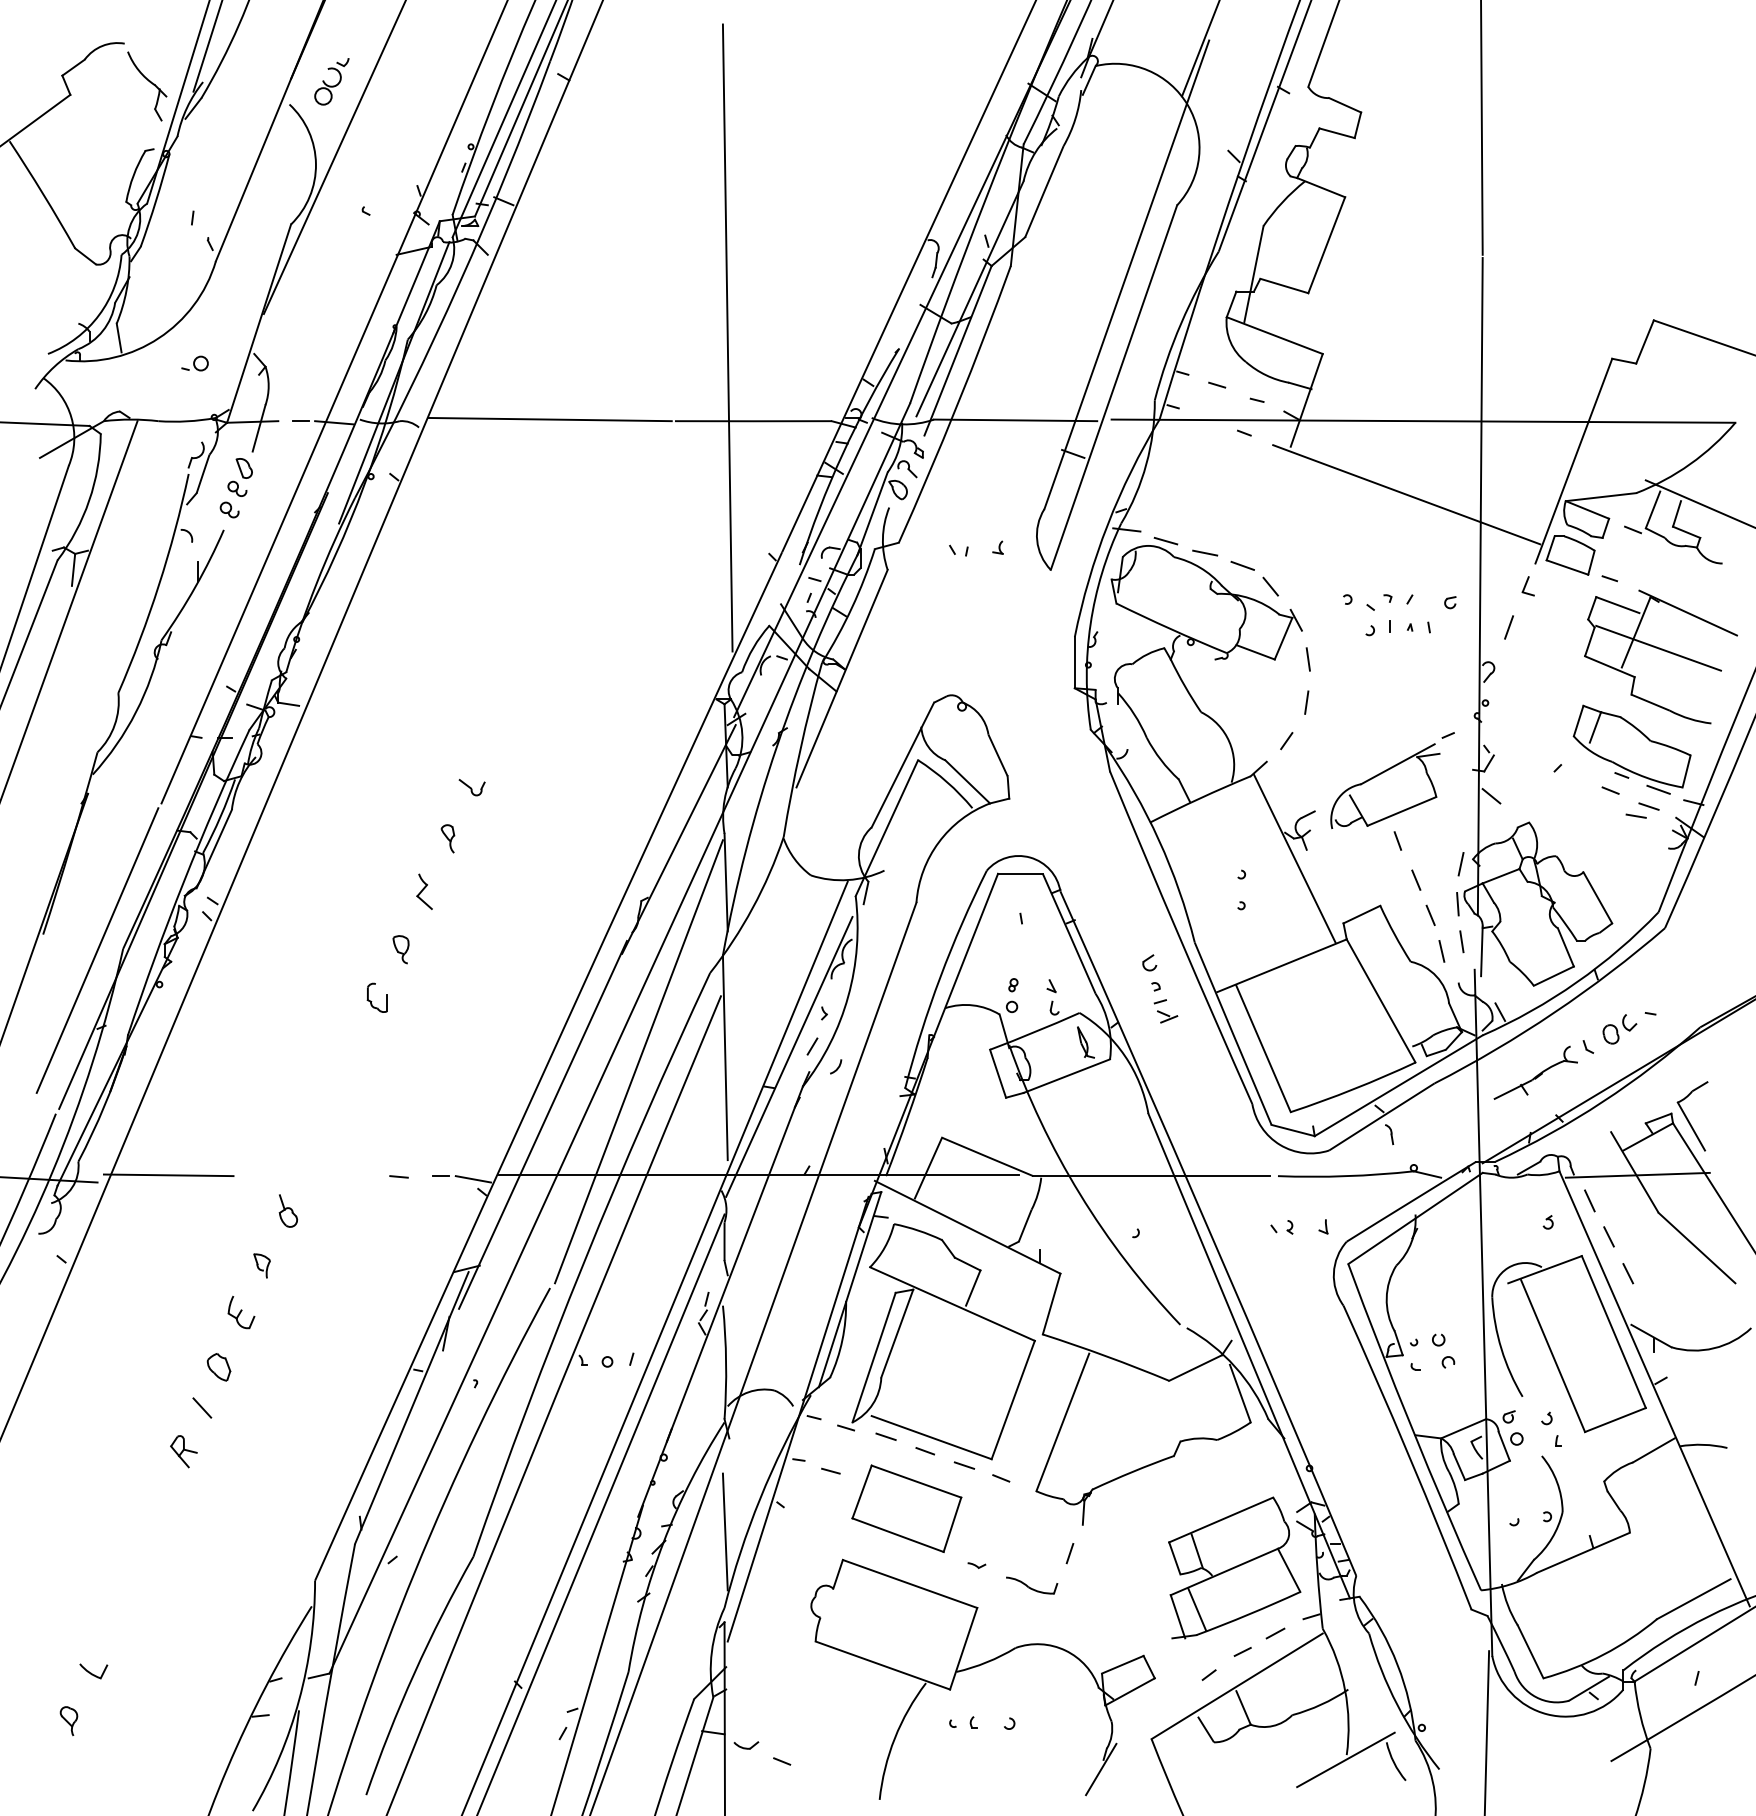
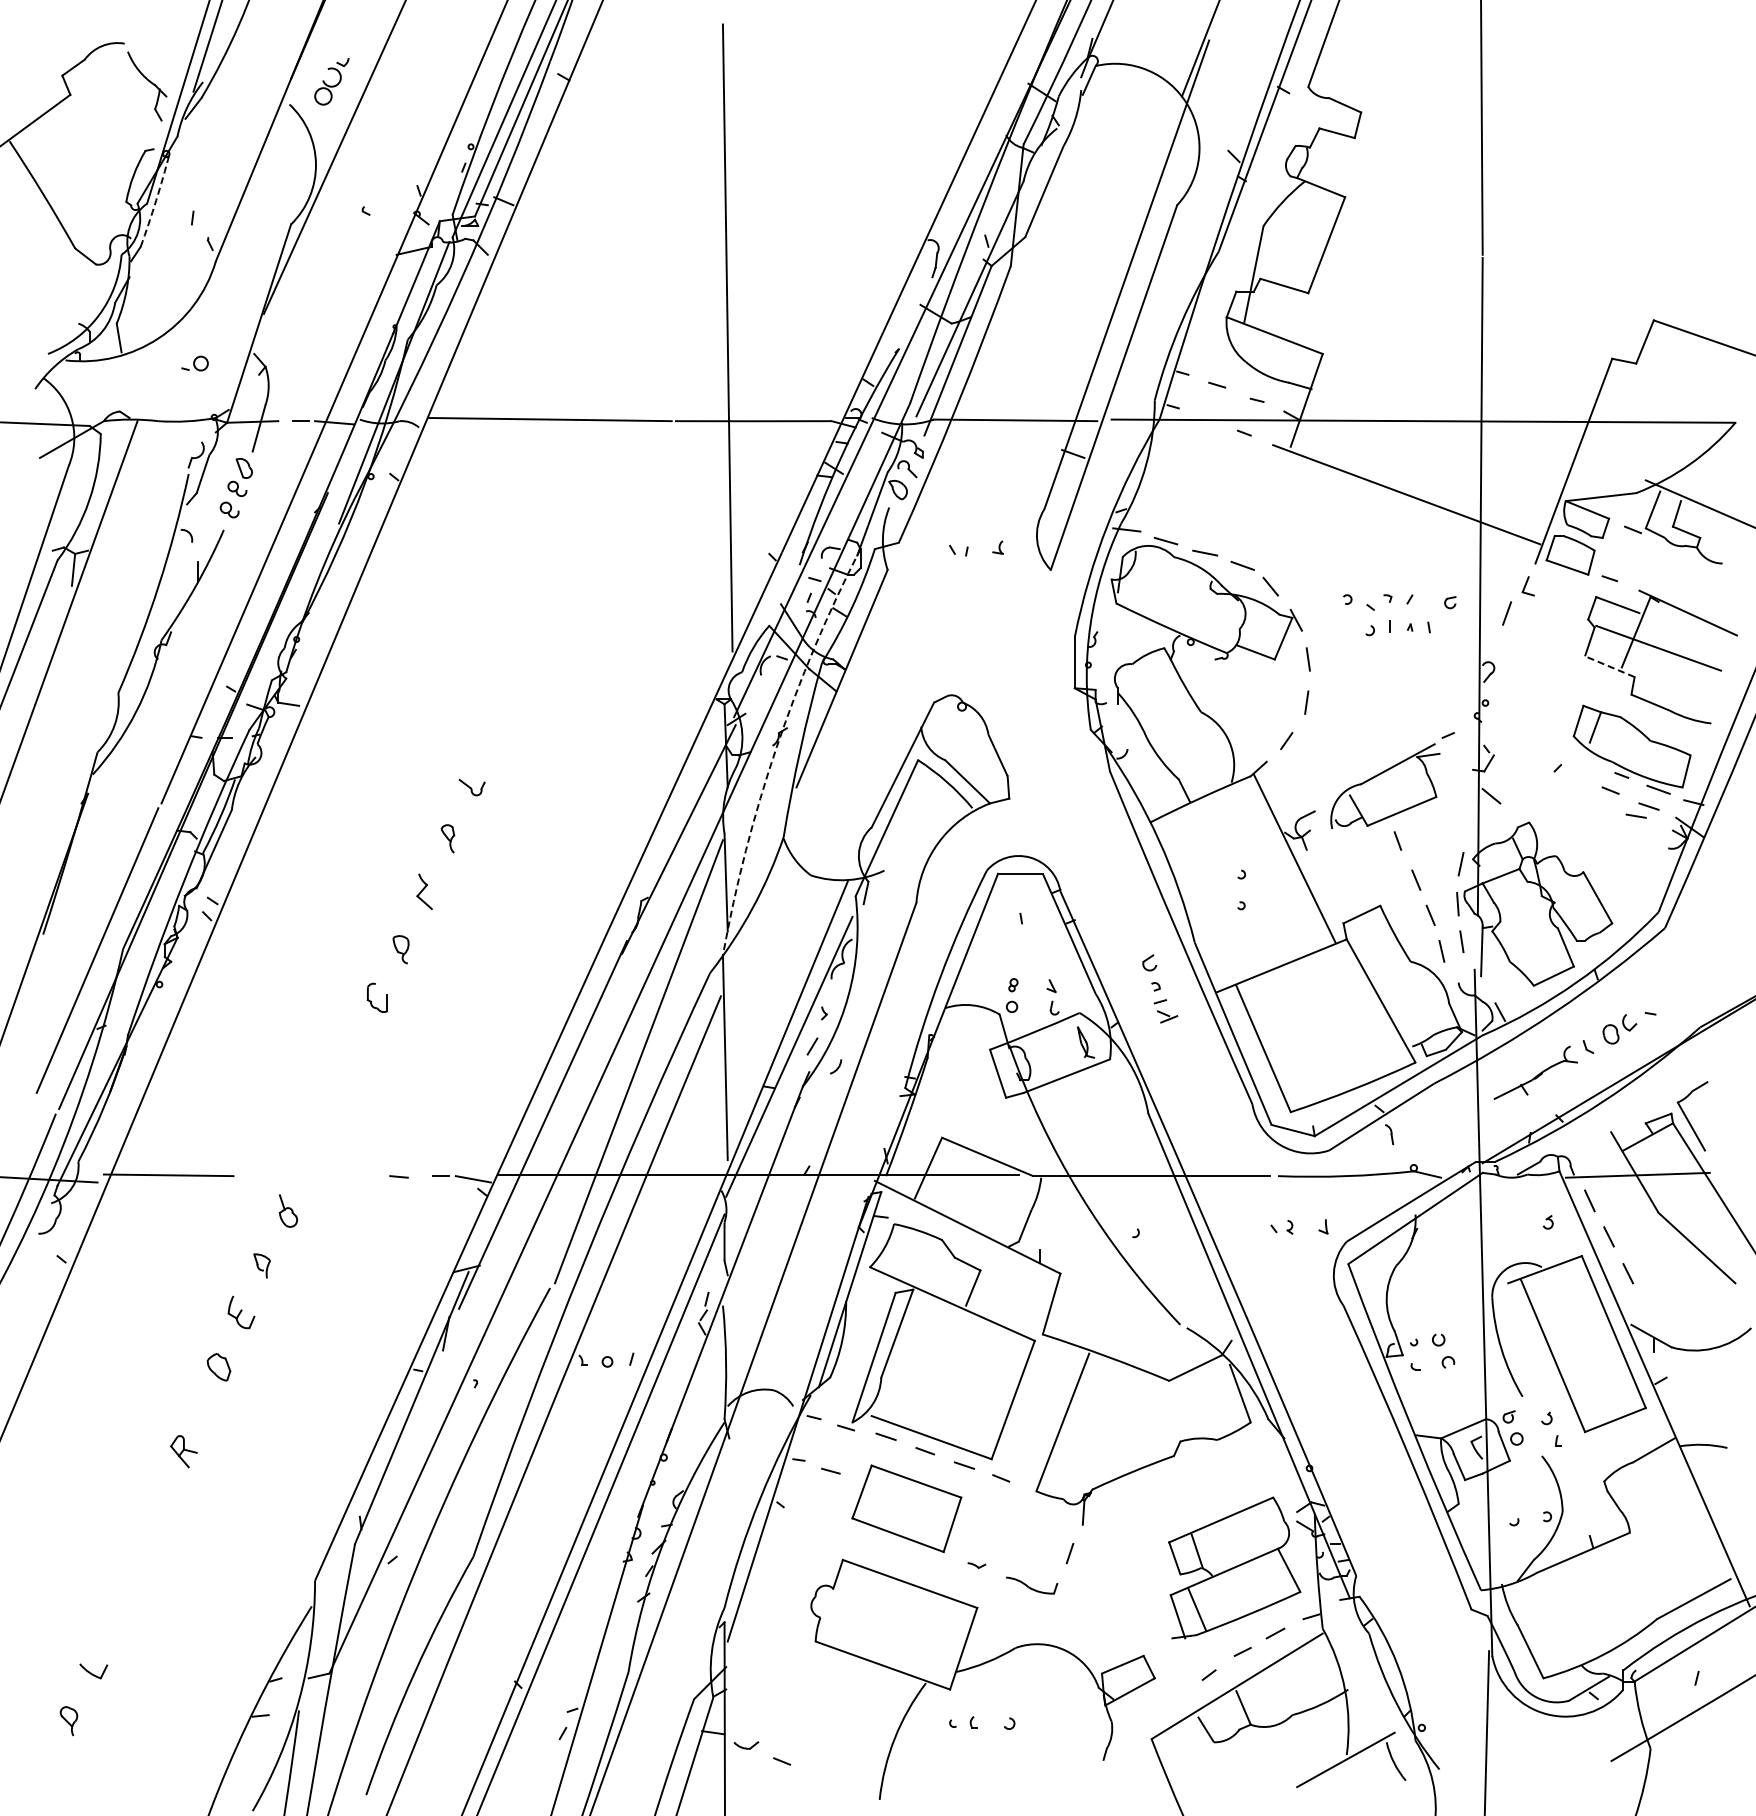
arc: solid -> dashed (156, 200)
line position: (1508, 627) -> (1506, 613) (1506, 613)
line: solid -> dashed (1609, 666)
arc: solid -> dashed (776, 747)
line: present -> none (202, 1407)
line: present -> none (724, 1531)
line: present -> none (1101, 1769)
